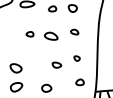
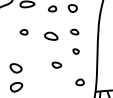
part position: (29, 34) -> (23, 32) (23, 32)
part position: (76, 58) -> (75, 51) (75, 51)
part: present -> none (46, 87)
